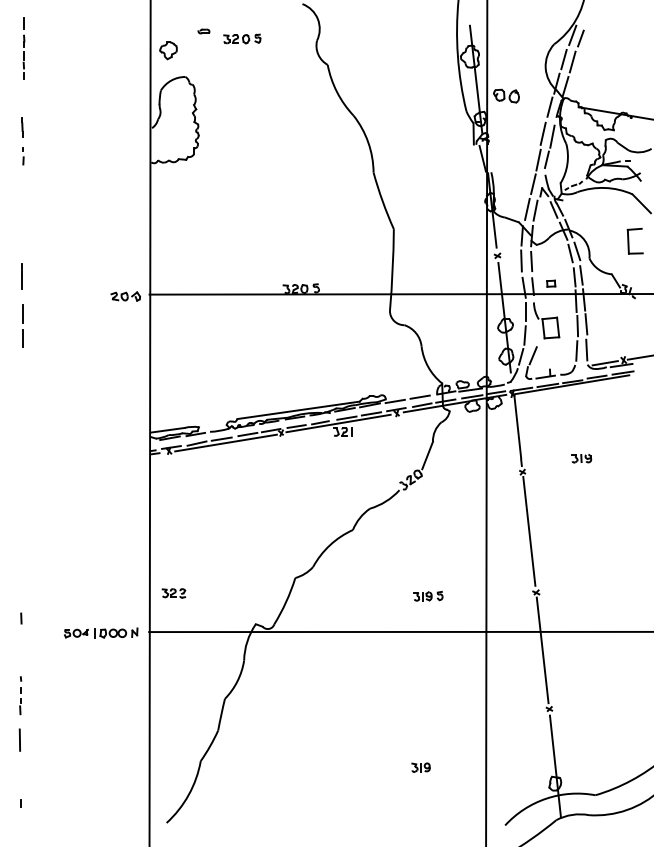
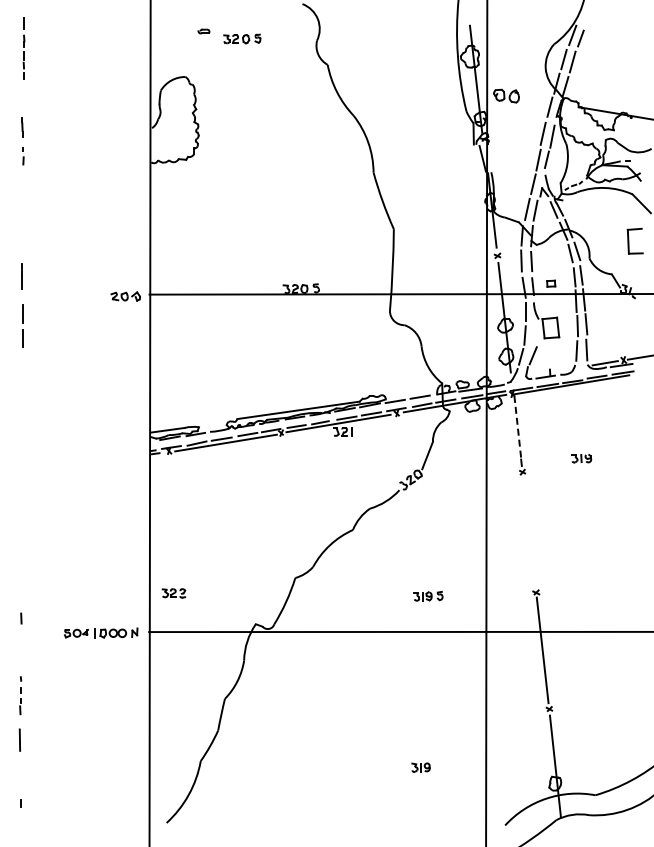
part: present -> none (168, 50)
line: solid -> dashed (517, 427)
line: present -> none (529, 531)
